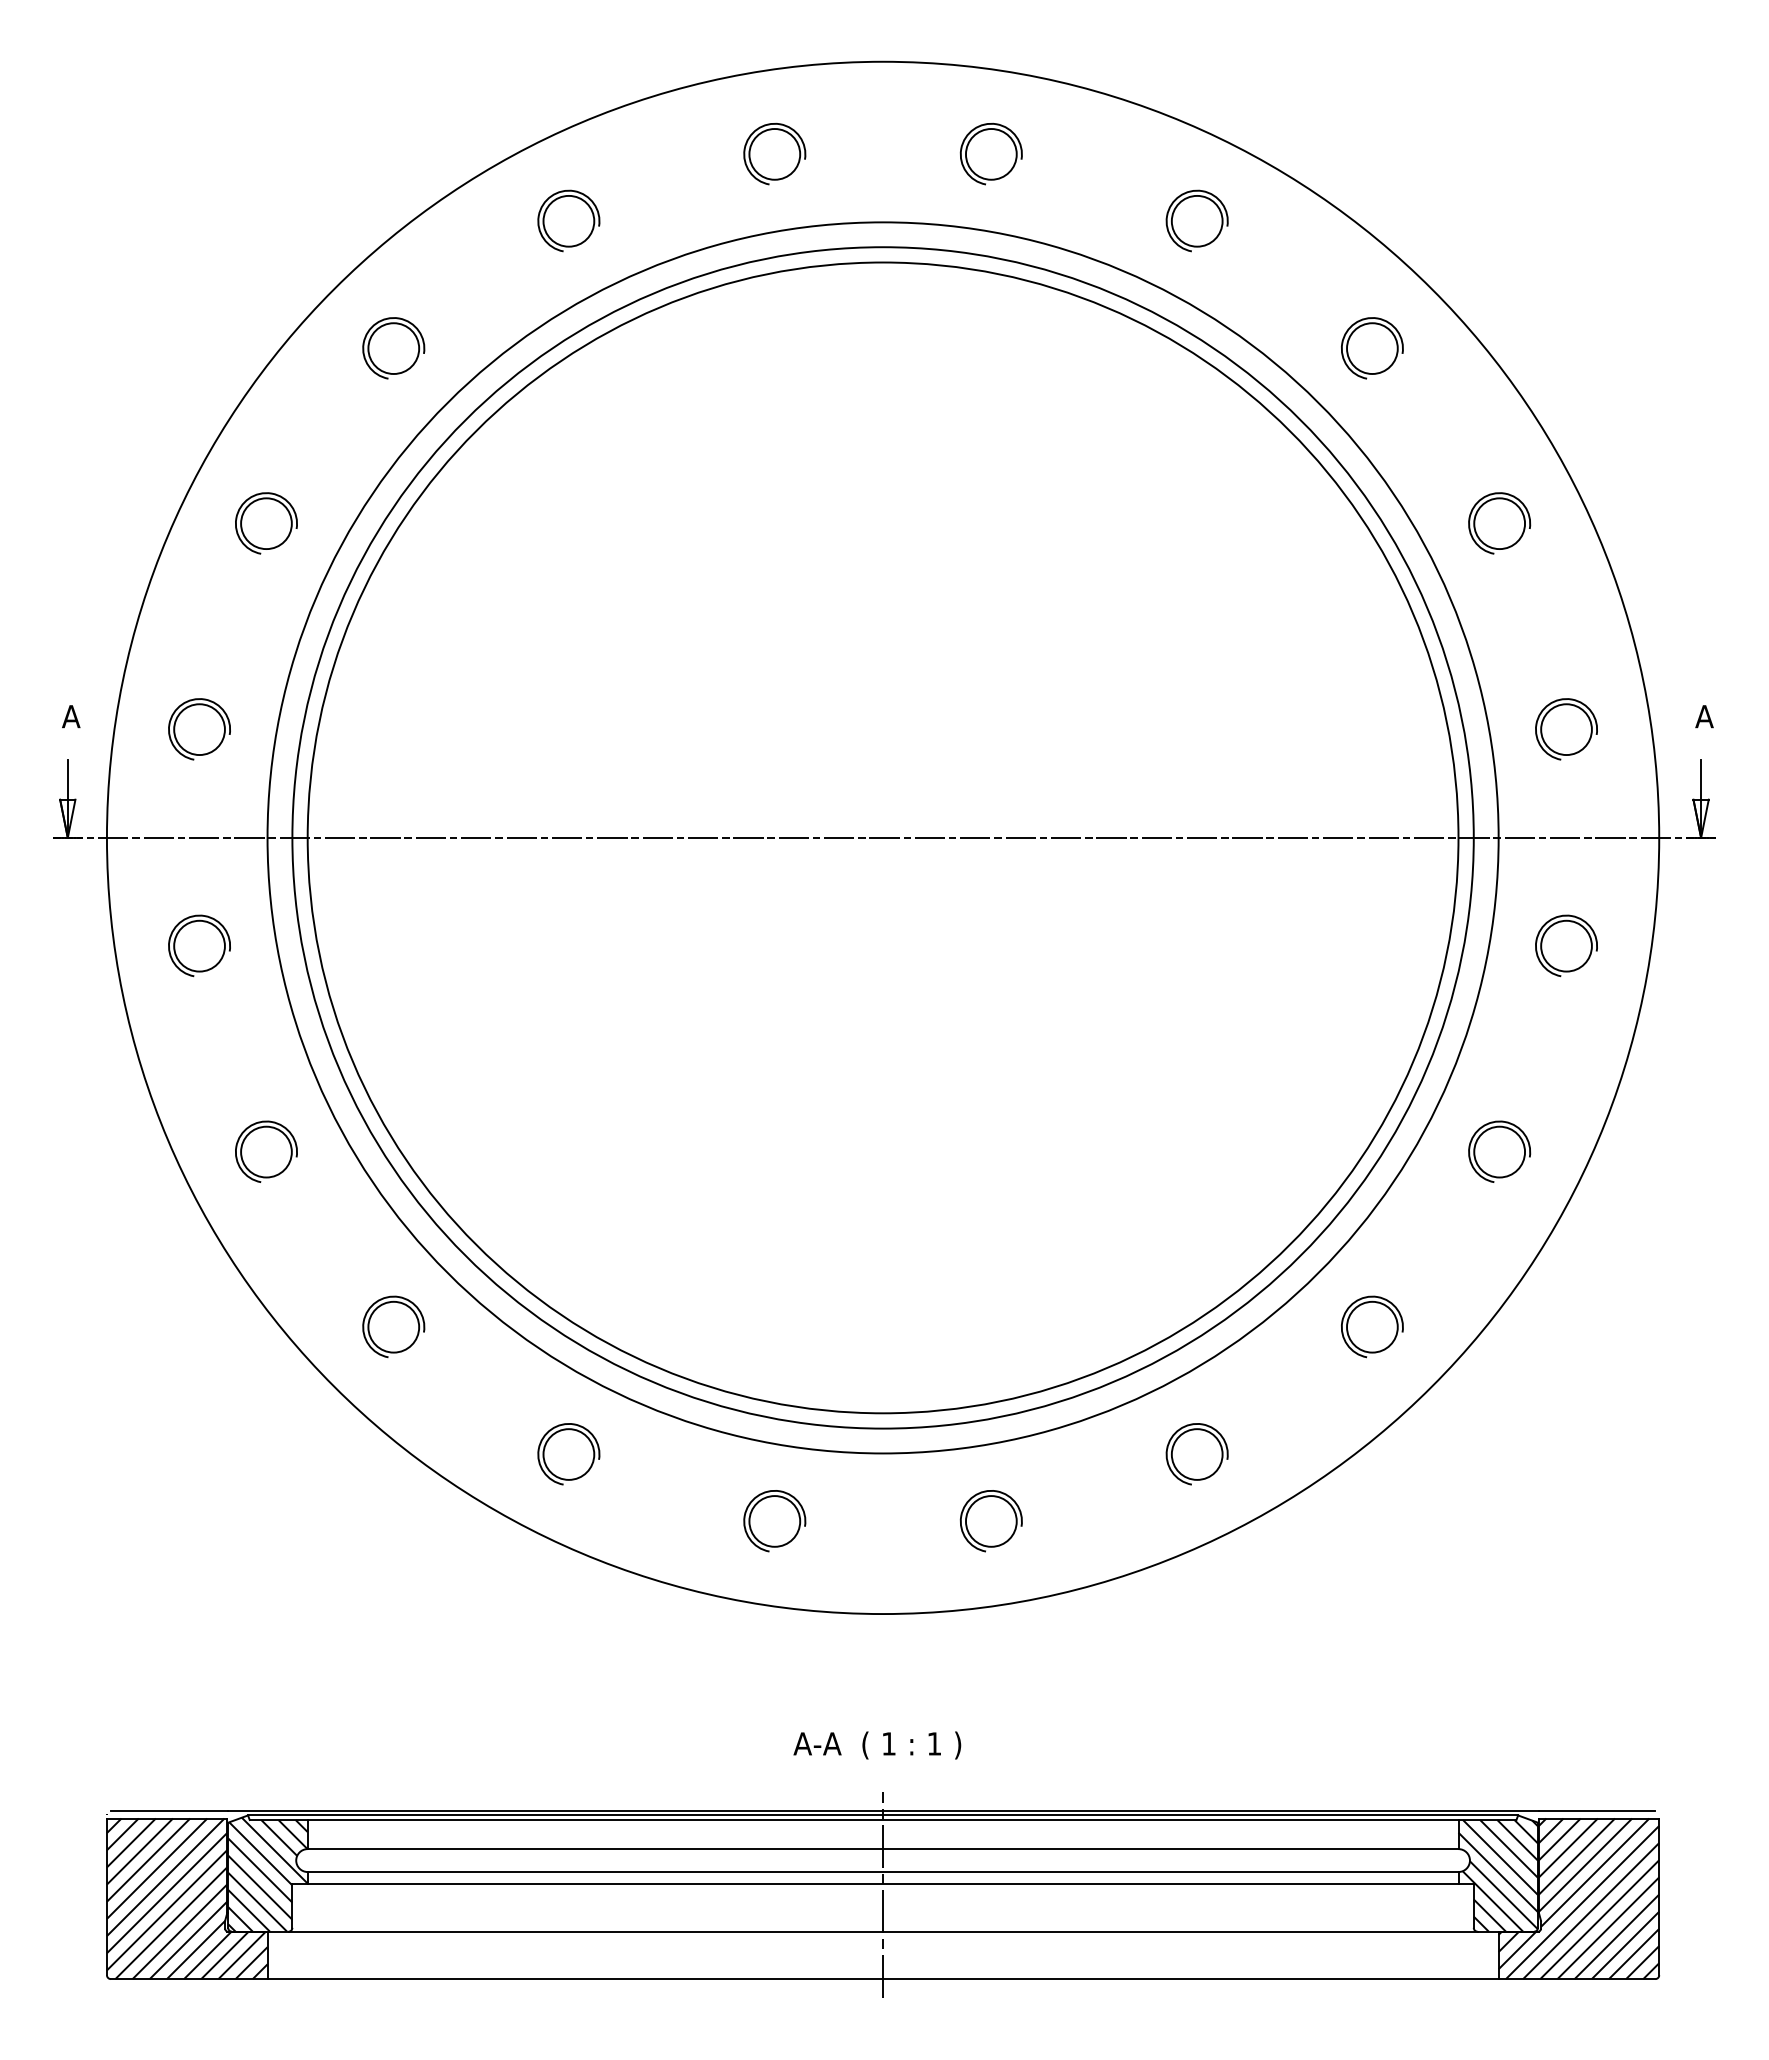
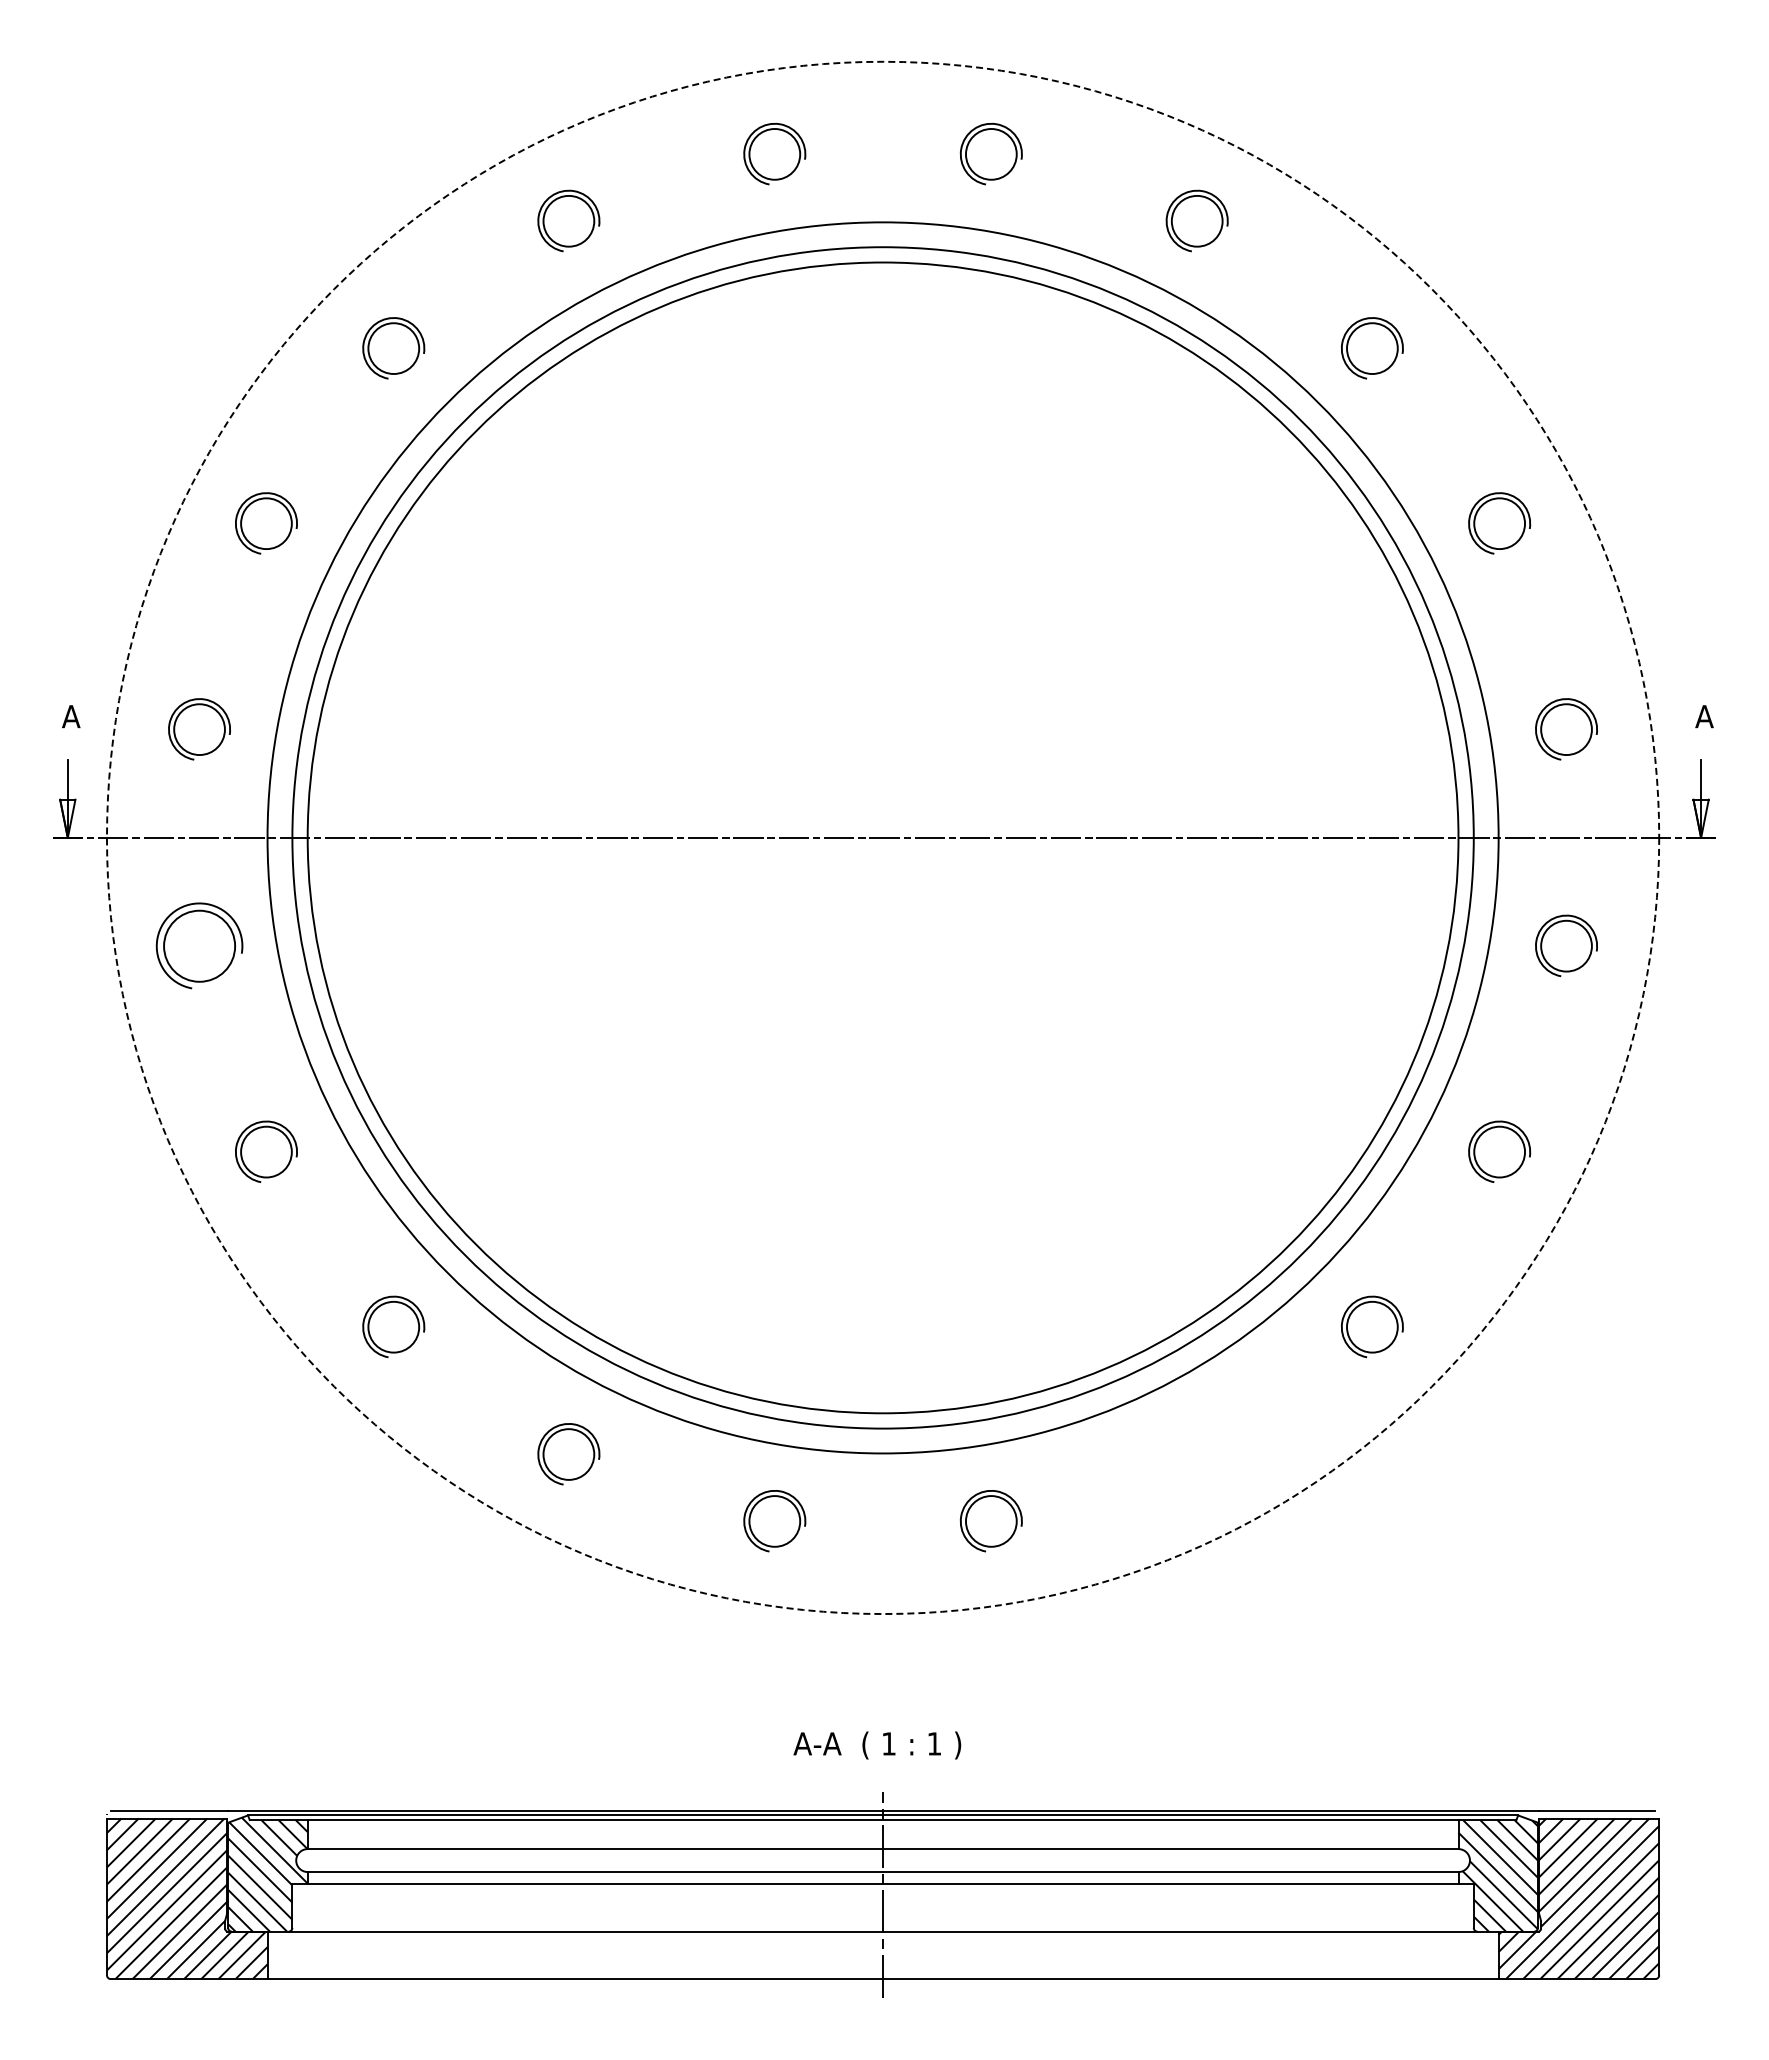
circle: solid -> dashed (882, 837)
part size: 63x64 px -> 89x88 px (199, 945)
part: present -> none (1196, 1454)
